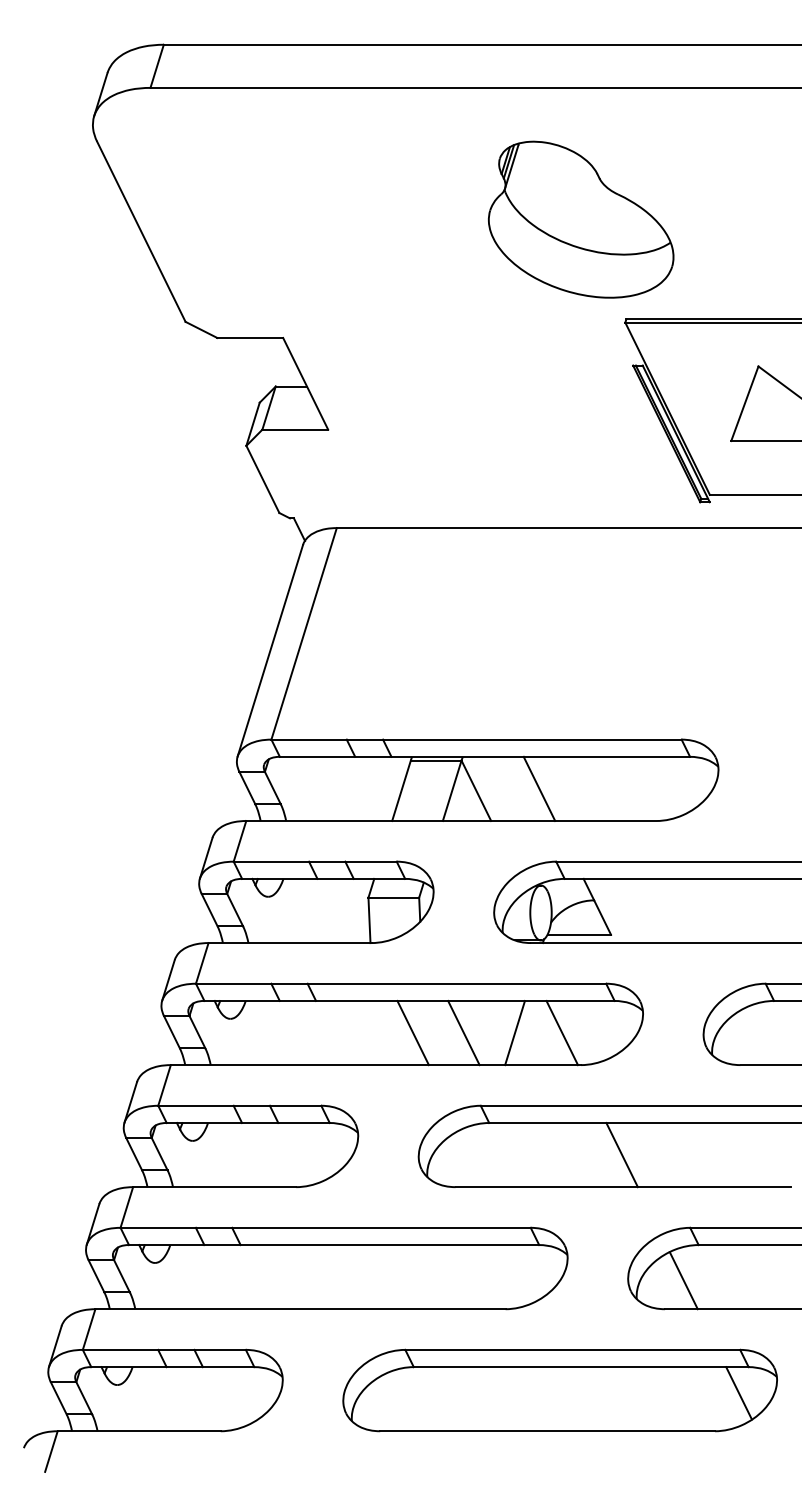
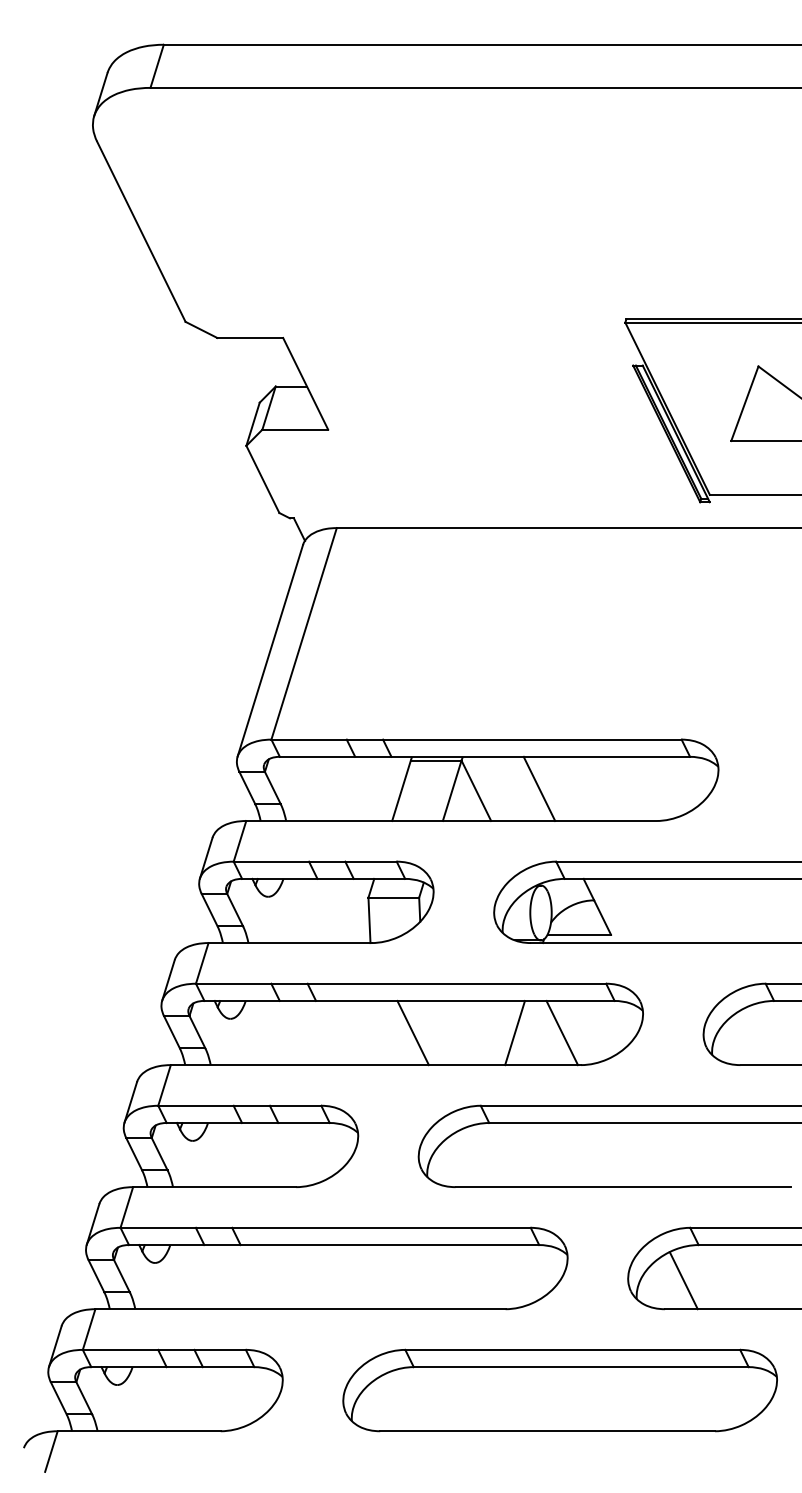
part: present -> none (581, 219)
line: present -> none (463, 1032)
line: present -> none (621, 1155)
line: present -> none (738, 1393)
